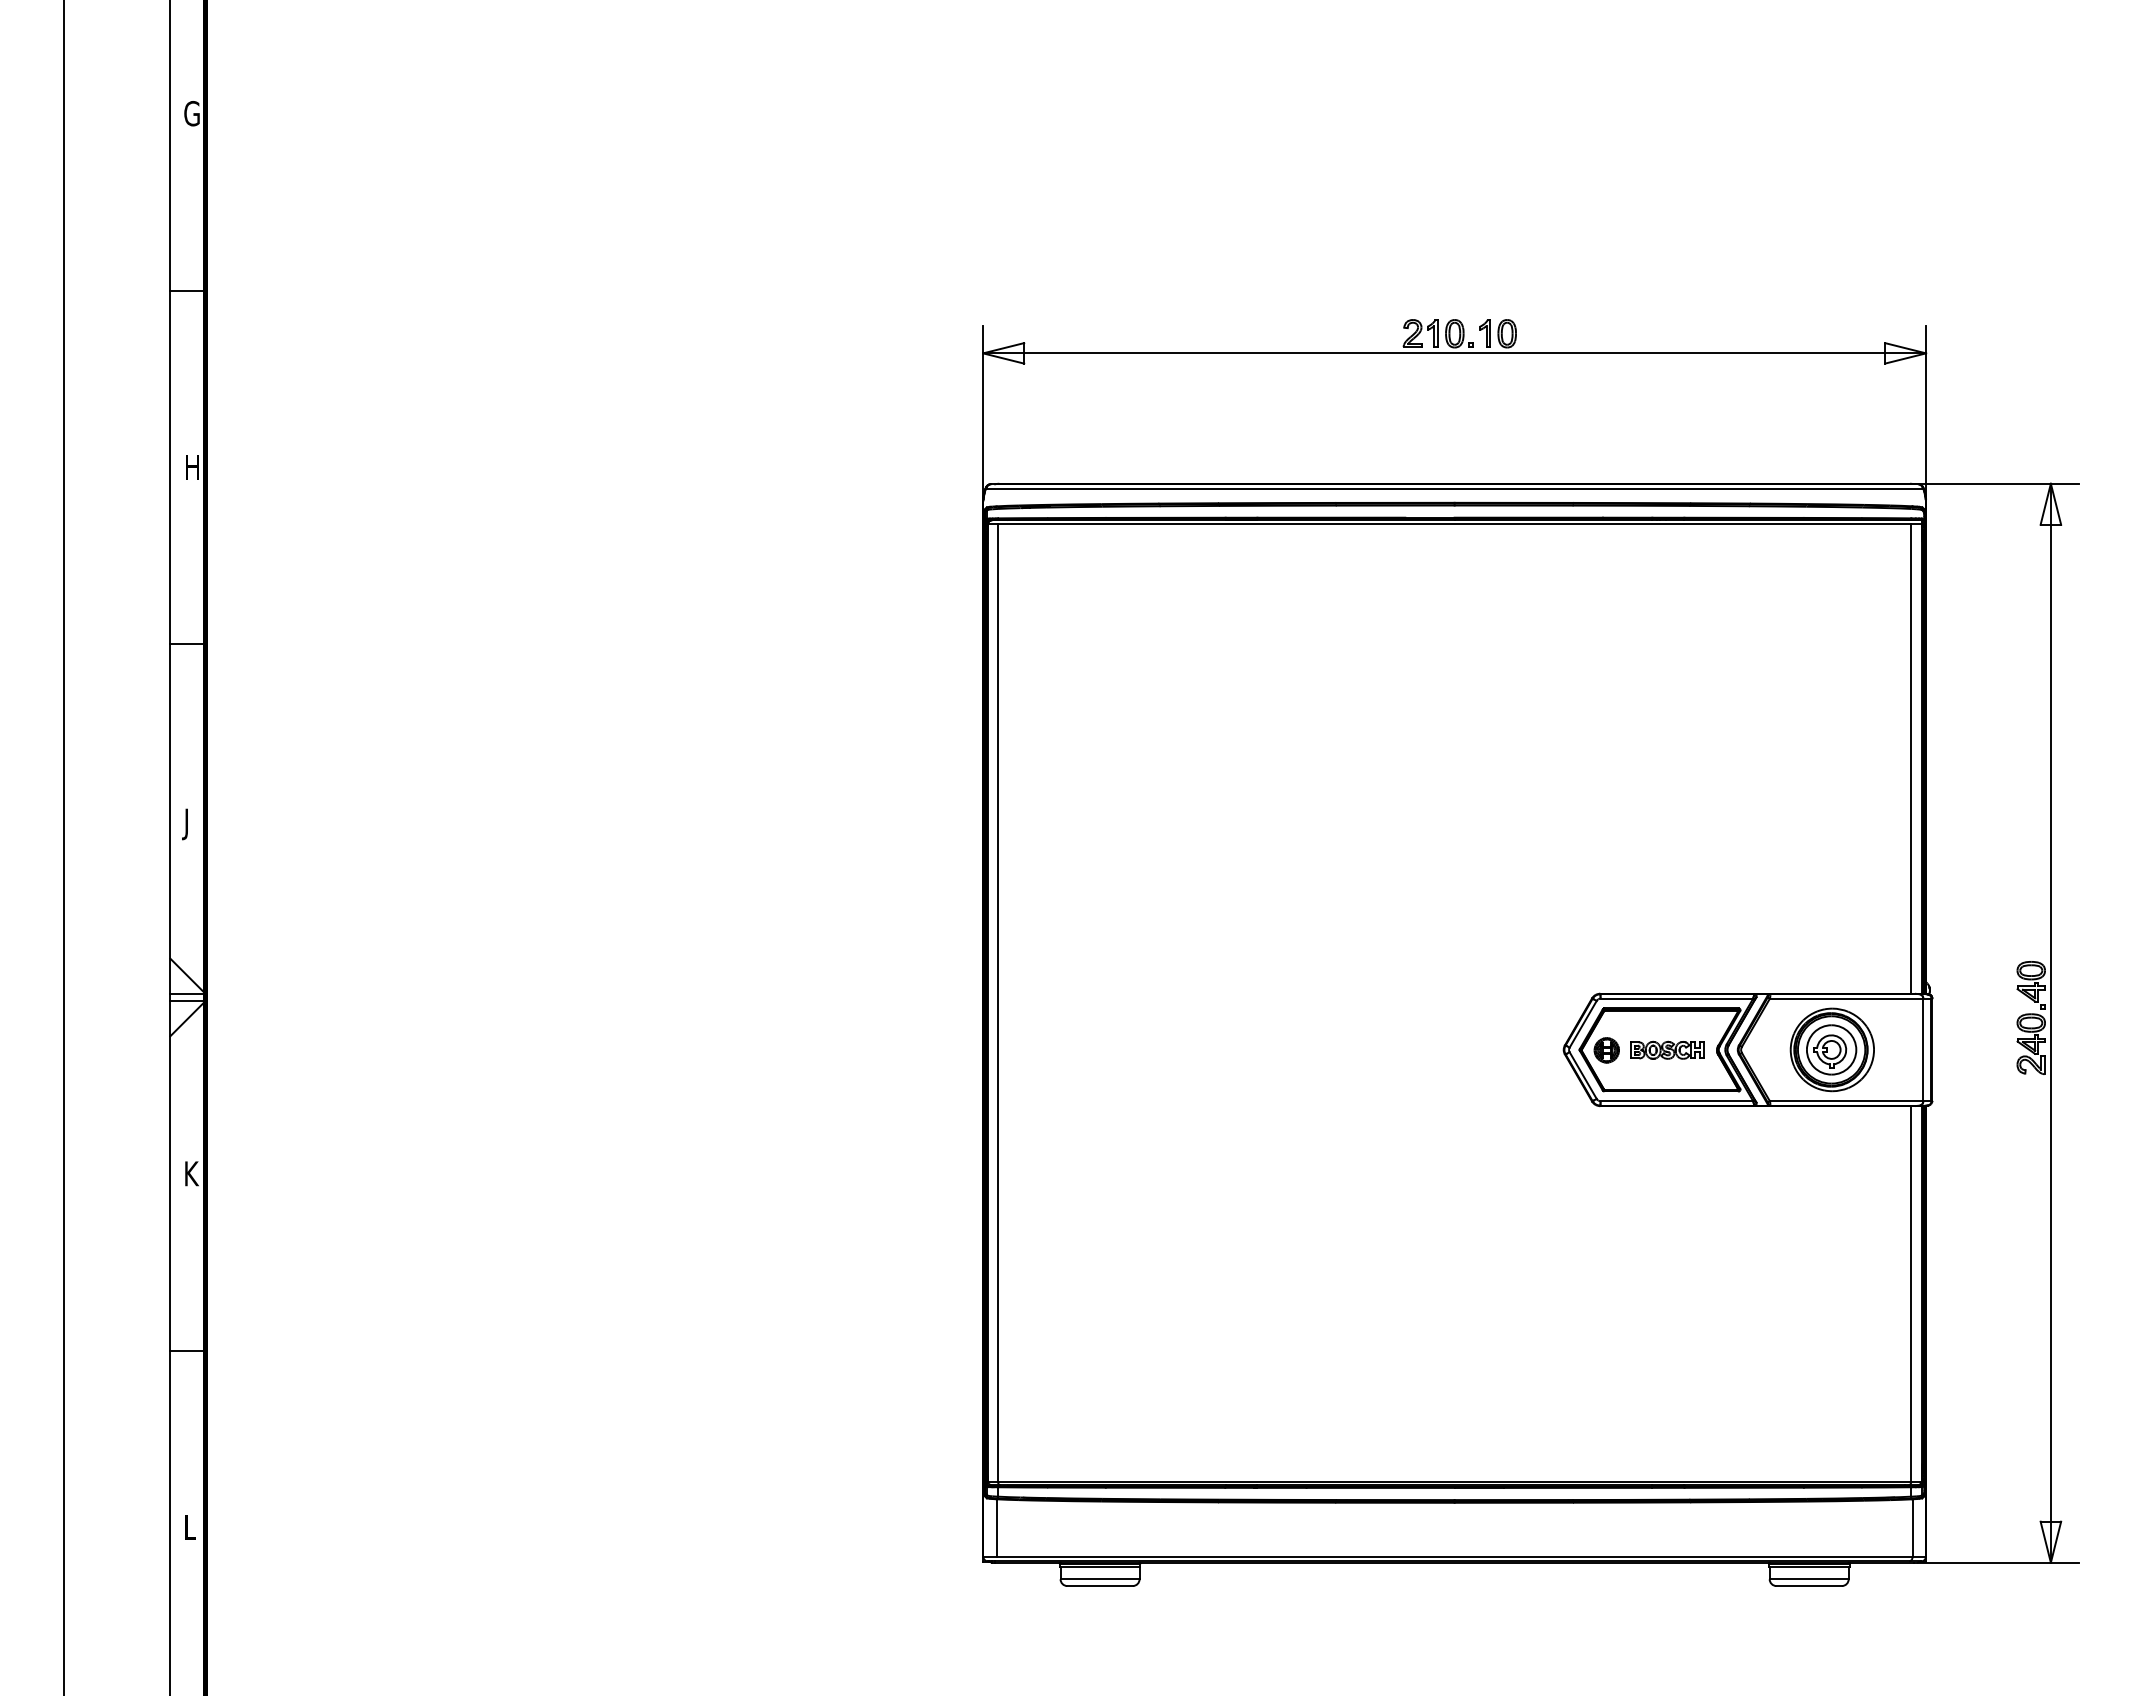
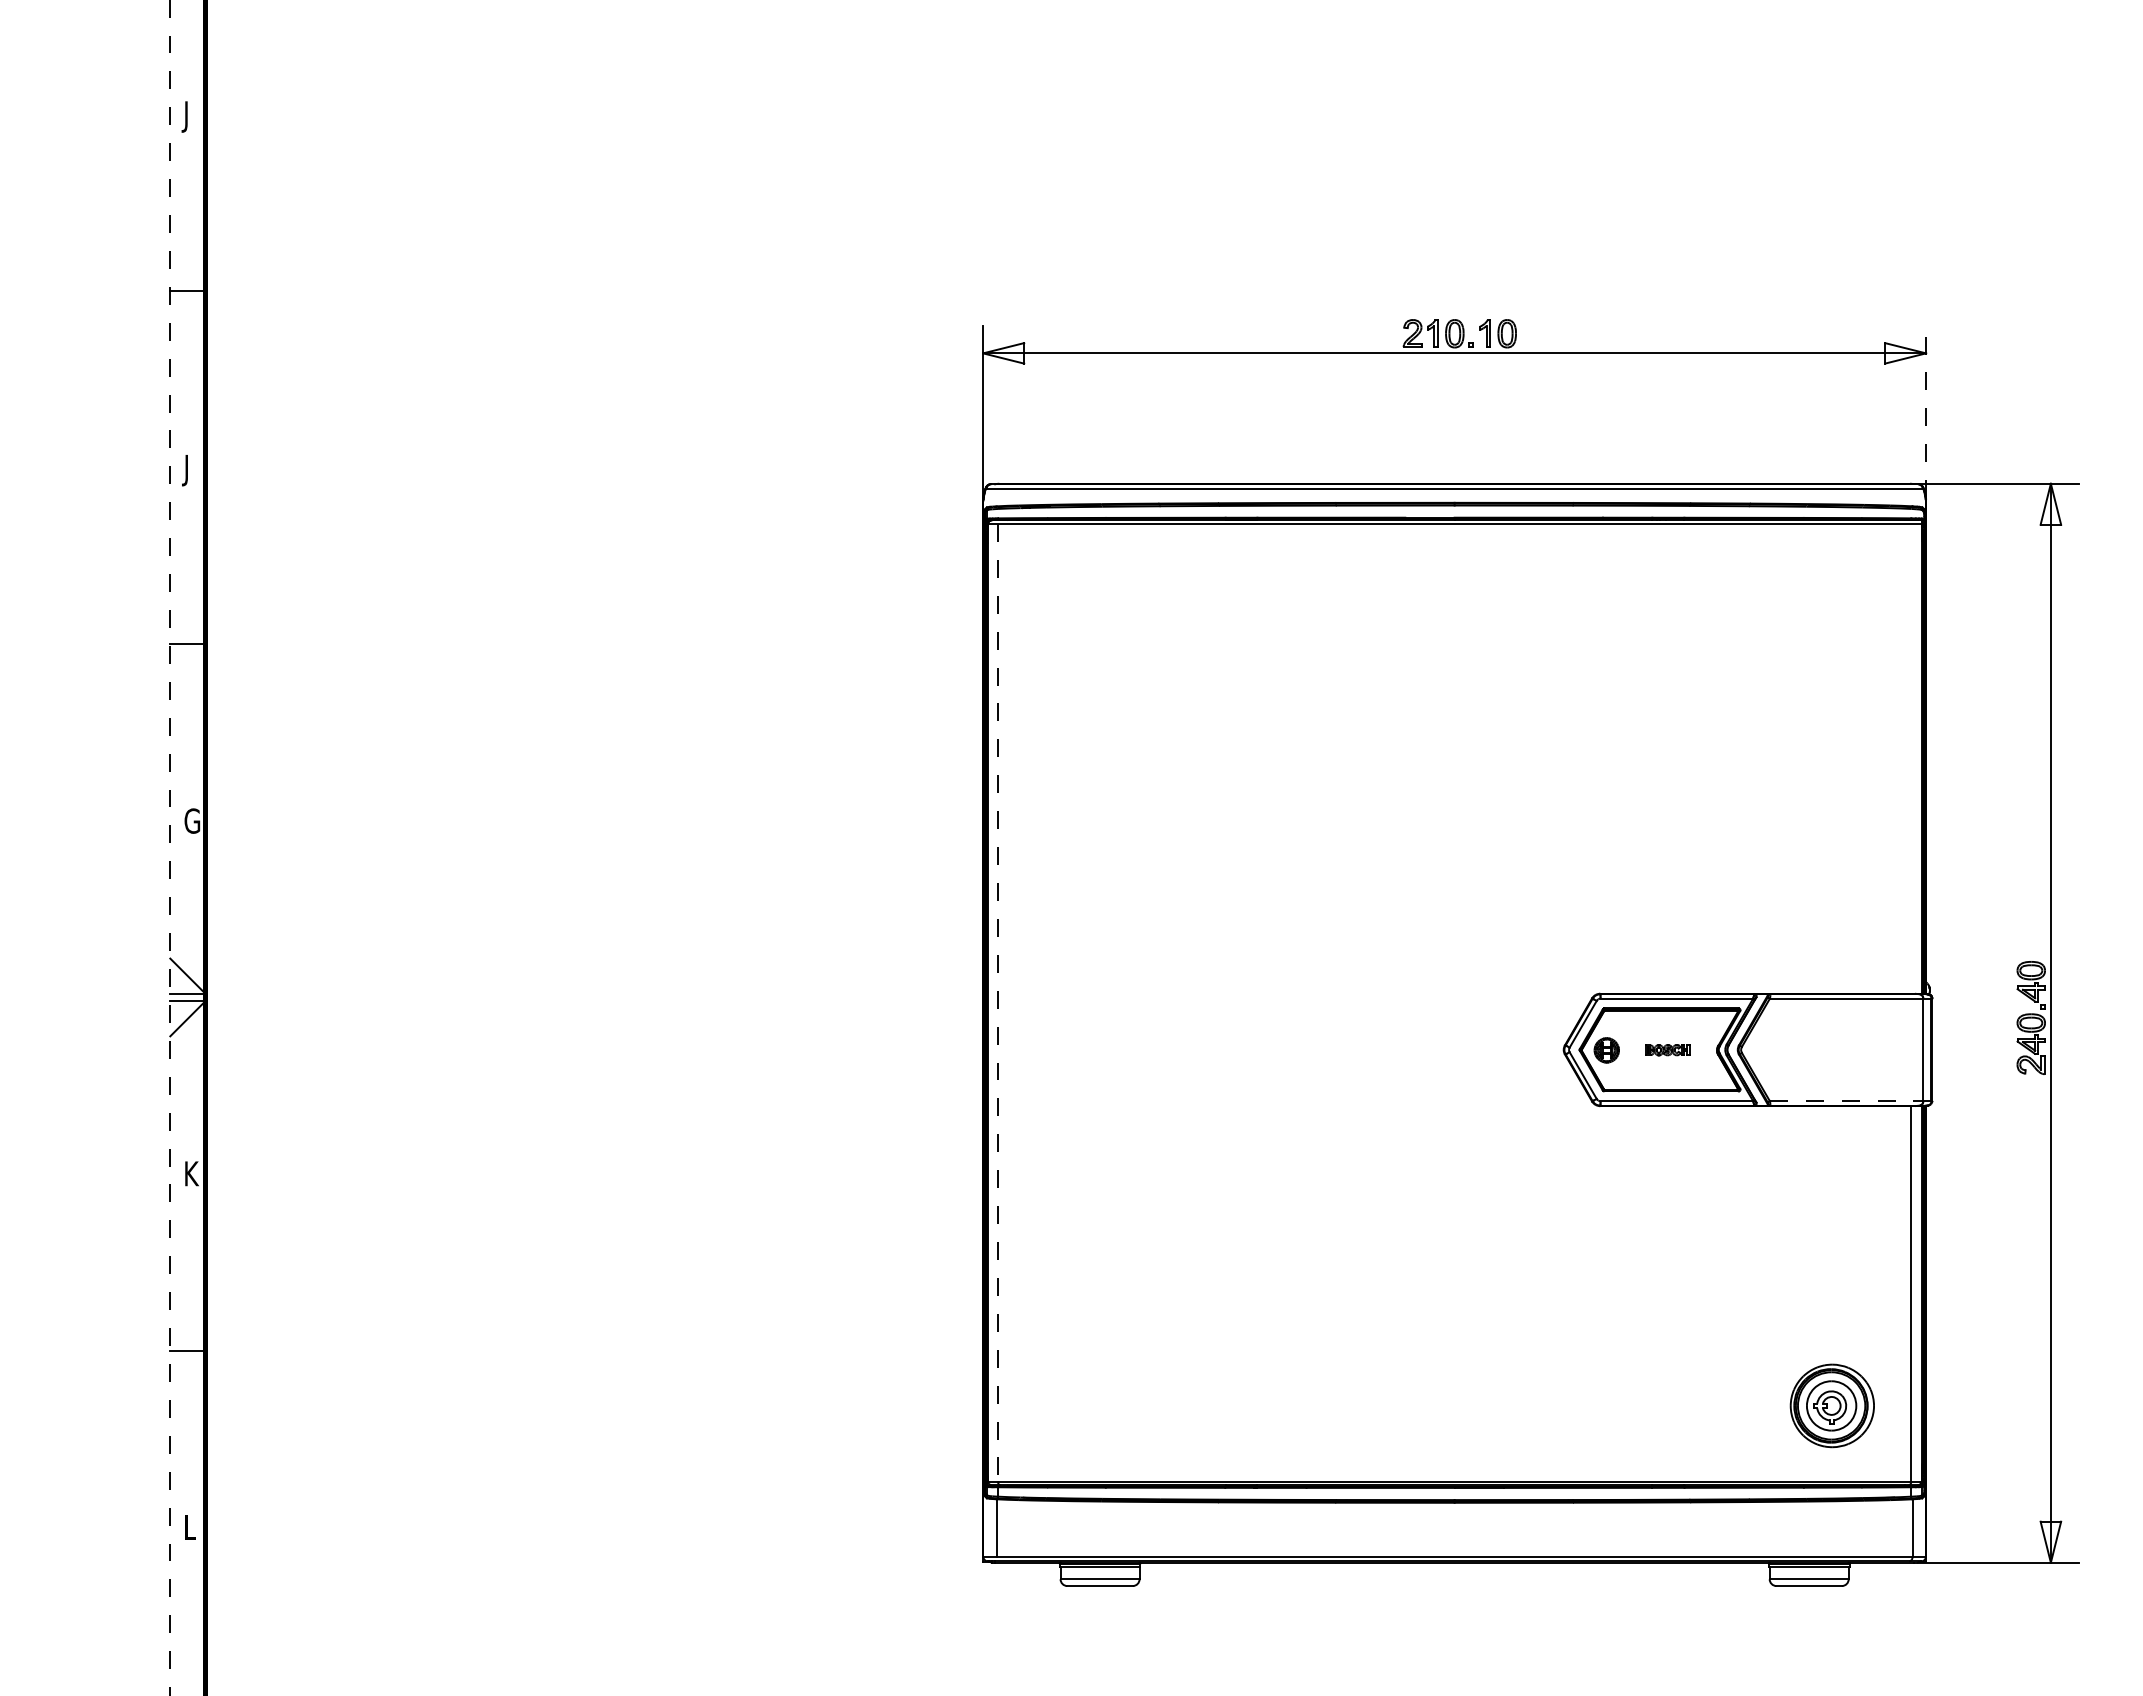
text: G -> J (190, 116)
line: solid -> dashed (1926, 411)
text: H -> J (190, 470)
line: present -> none (1911, 758)
text: J -> G (191, 824)
line: present -> none (64, 847)
line: solid -> dashed (170, 848)
line: solid -> dashed (997, 1002)
part size: 75x20 px -> 46x13 px (1667, 1050)
part position: (1831, 1049) -> (1831, 1405) (1831, 1405)
line: solid -> dashed (1851, 1101)
